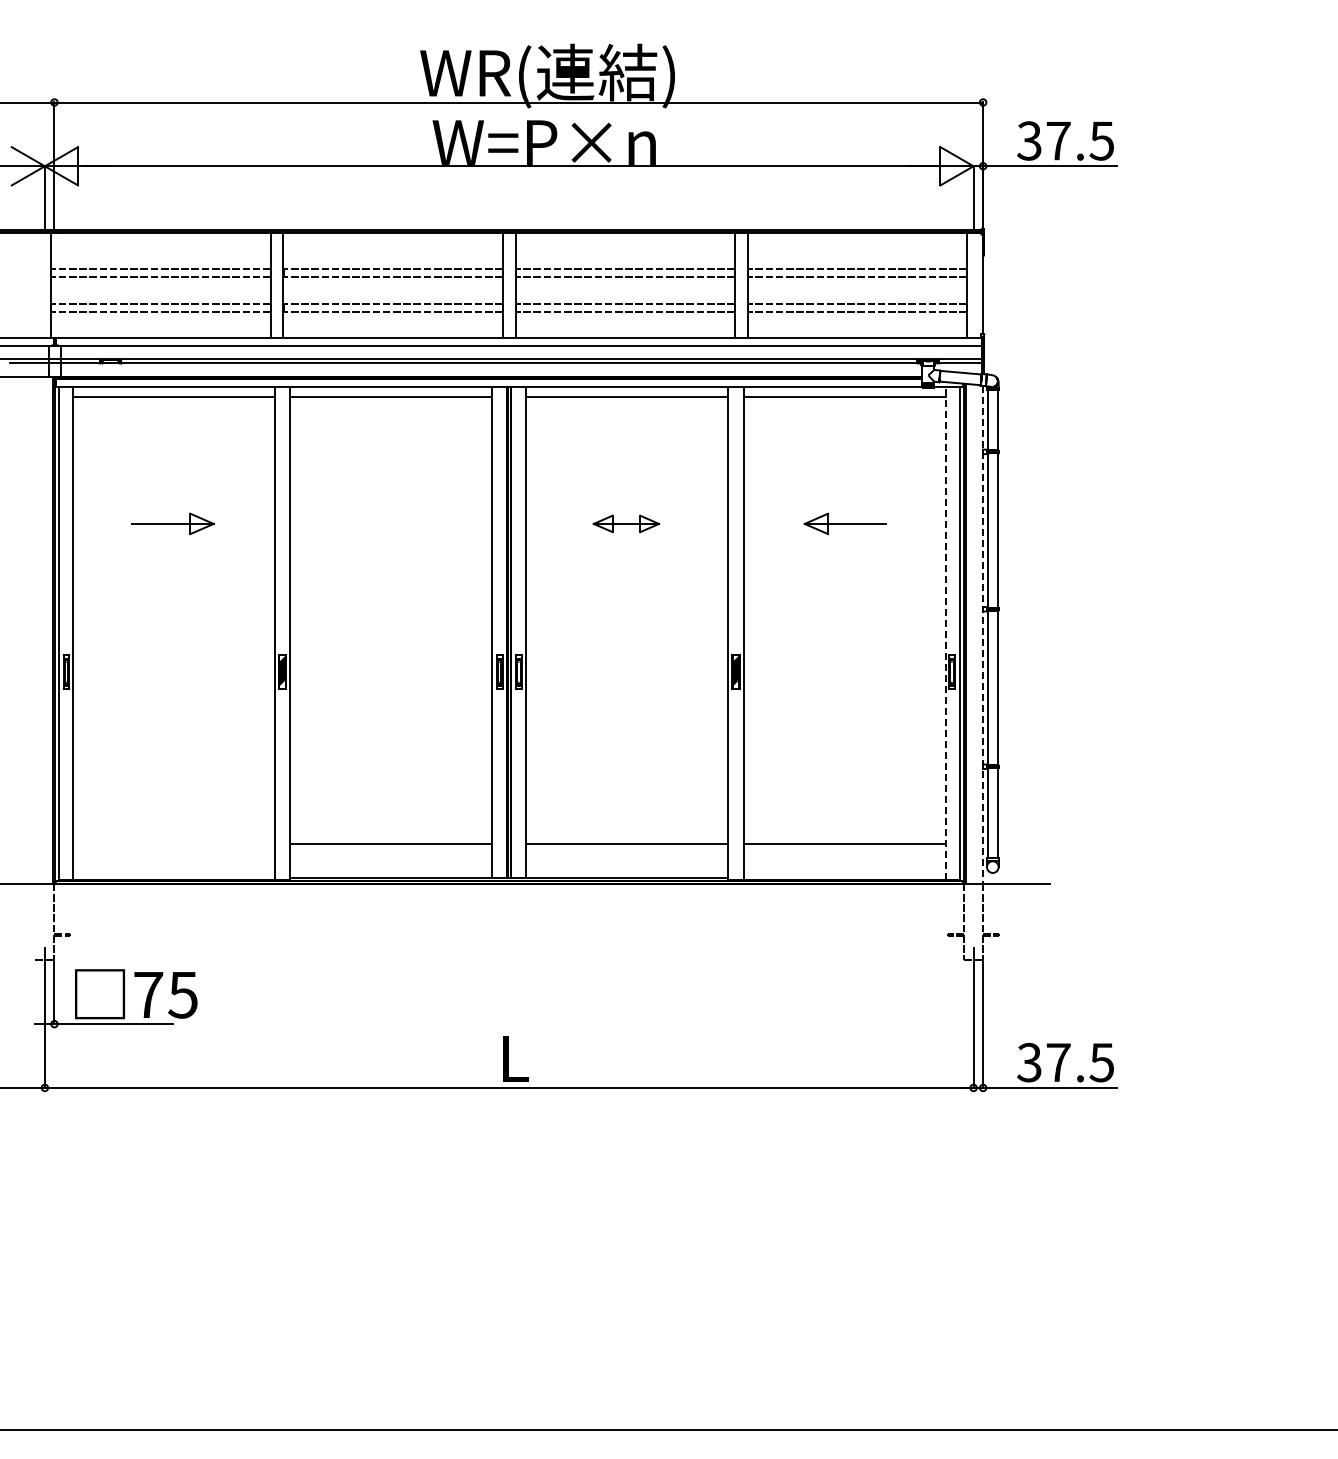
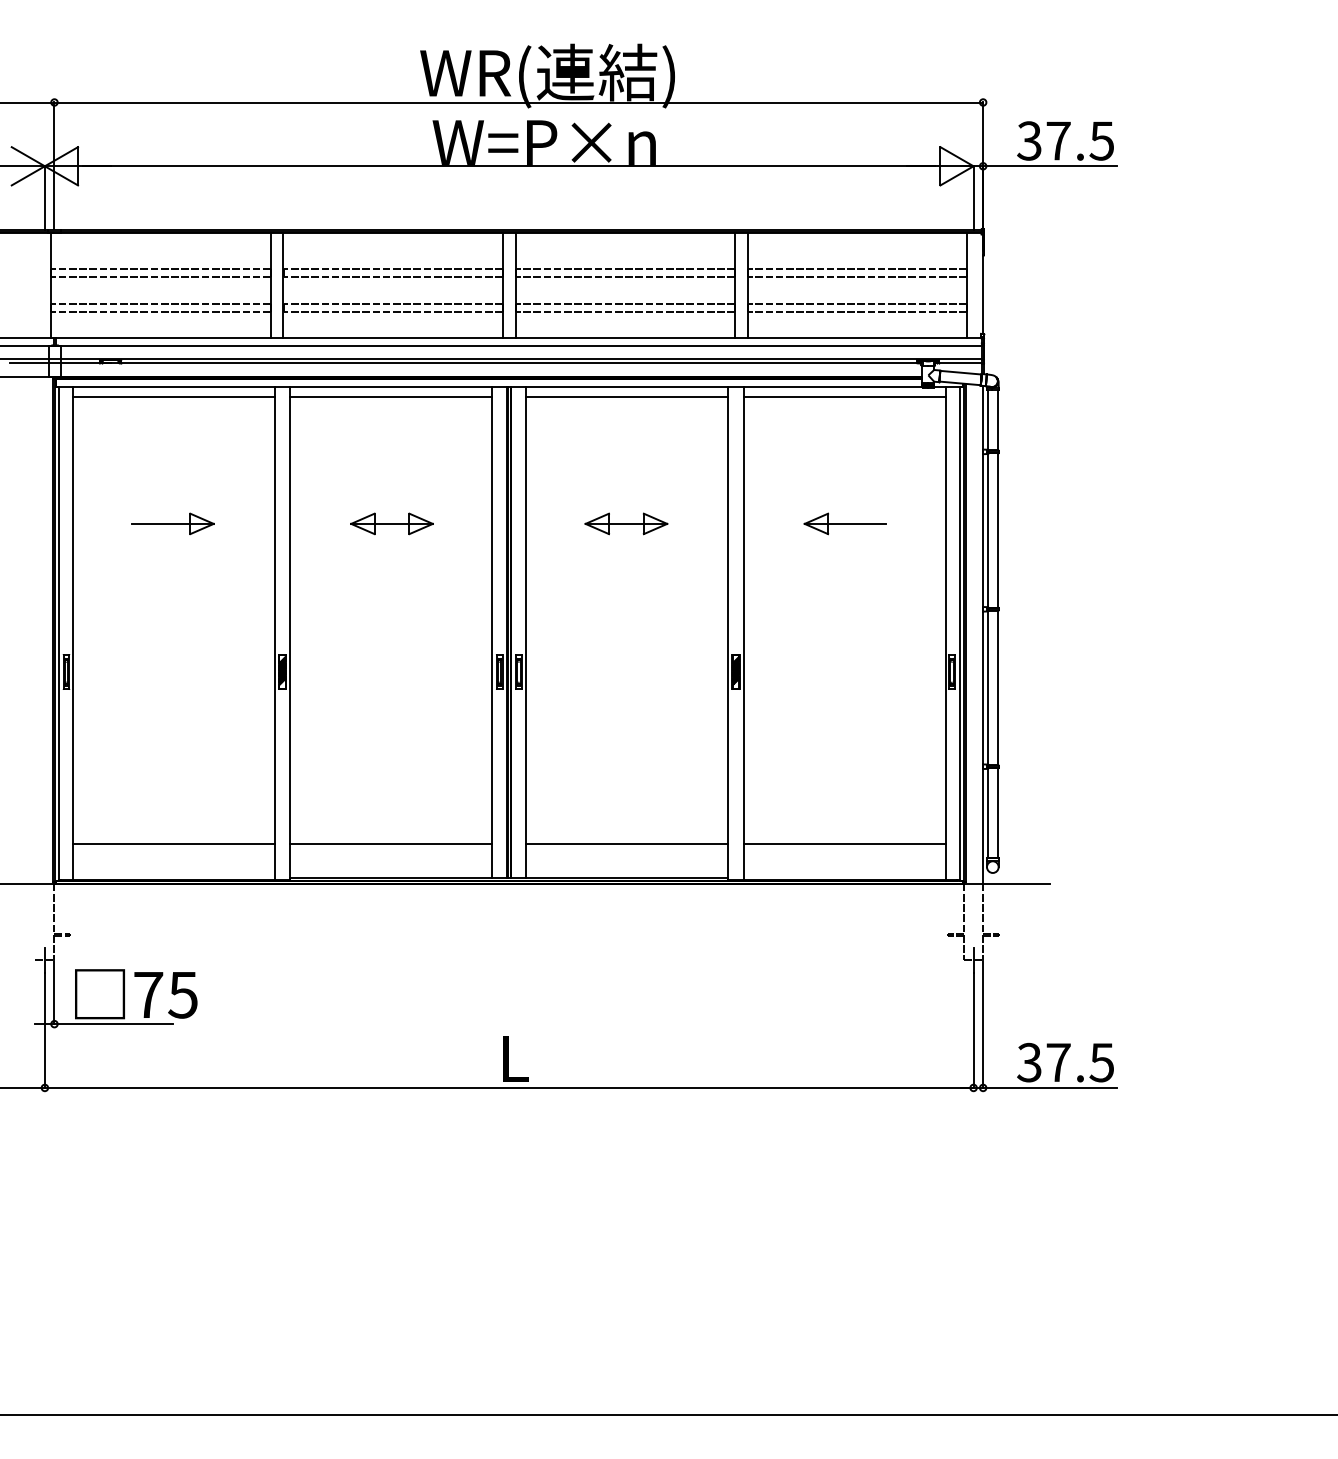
part: none -> present (391, 523)
part size: 69x20 px -> 85x24 px (626, 523)
line: dashed -> solid (945, 633)
line: dashed -> solid (983, 634)
line: none -> present (173, 843)
line position: (668, 1430) -> (668, 1415) (668, 1415)
